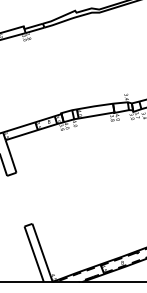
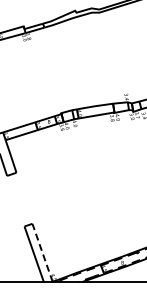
line: solid -> dashed (42, 252)
